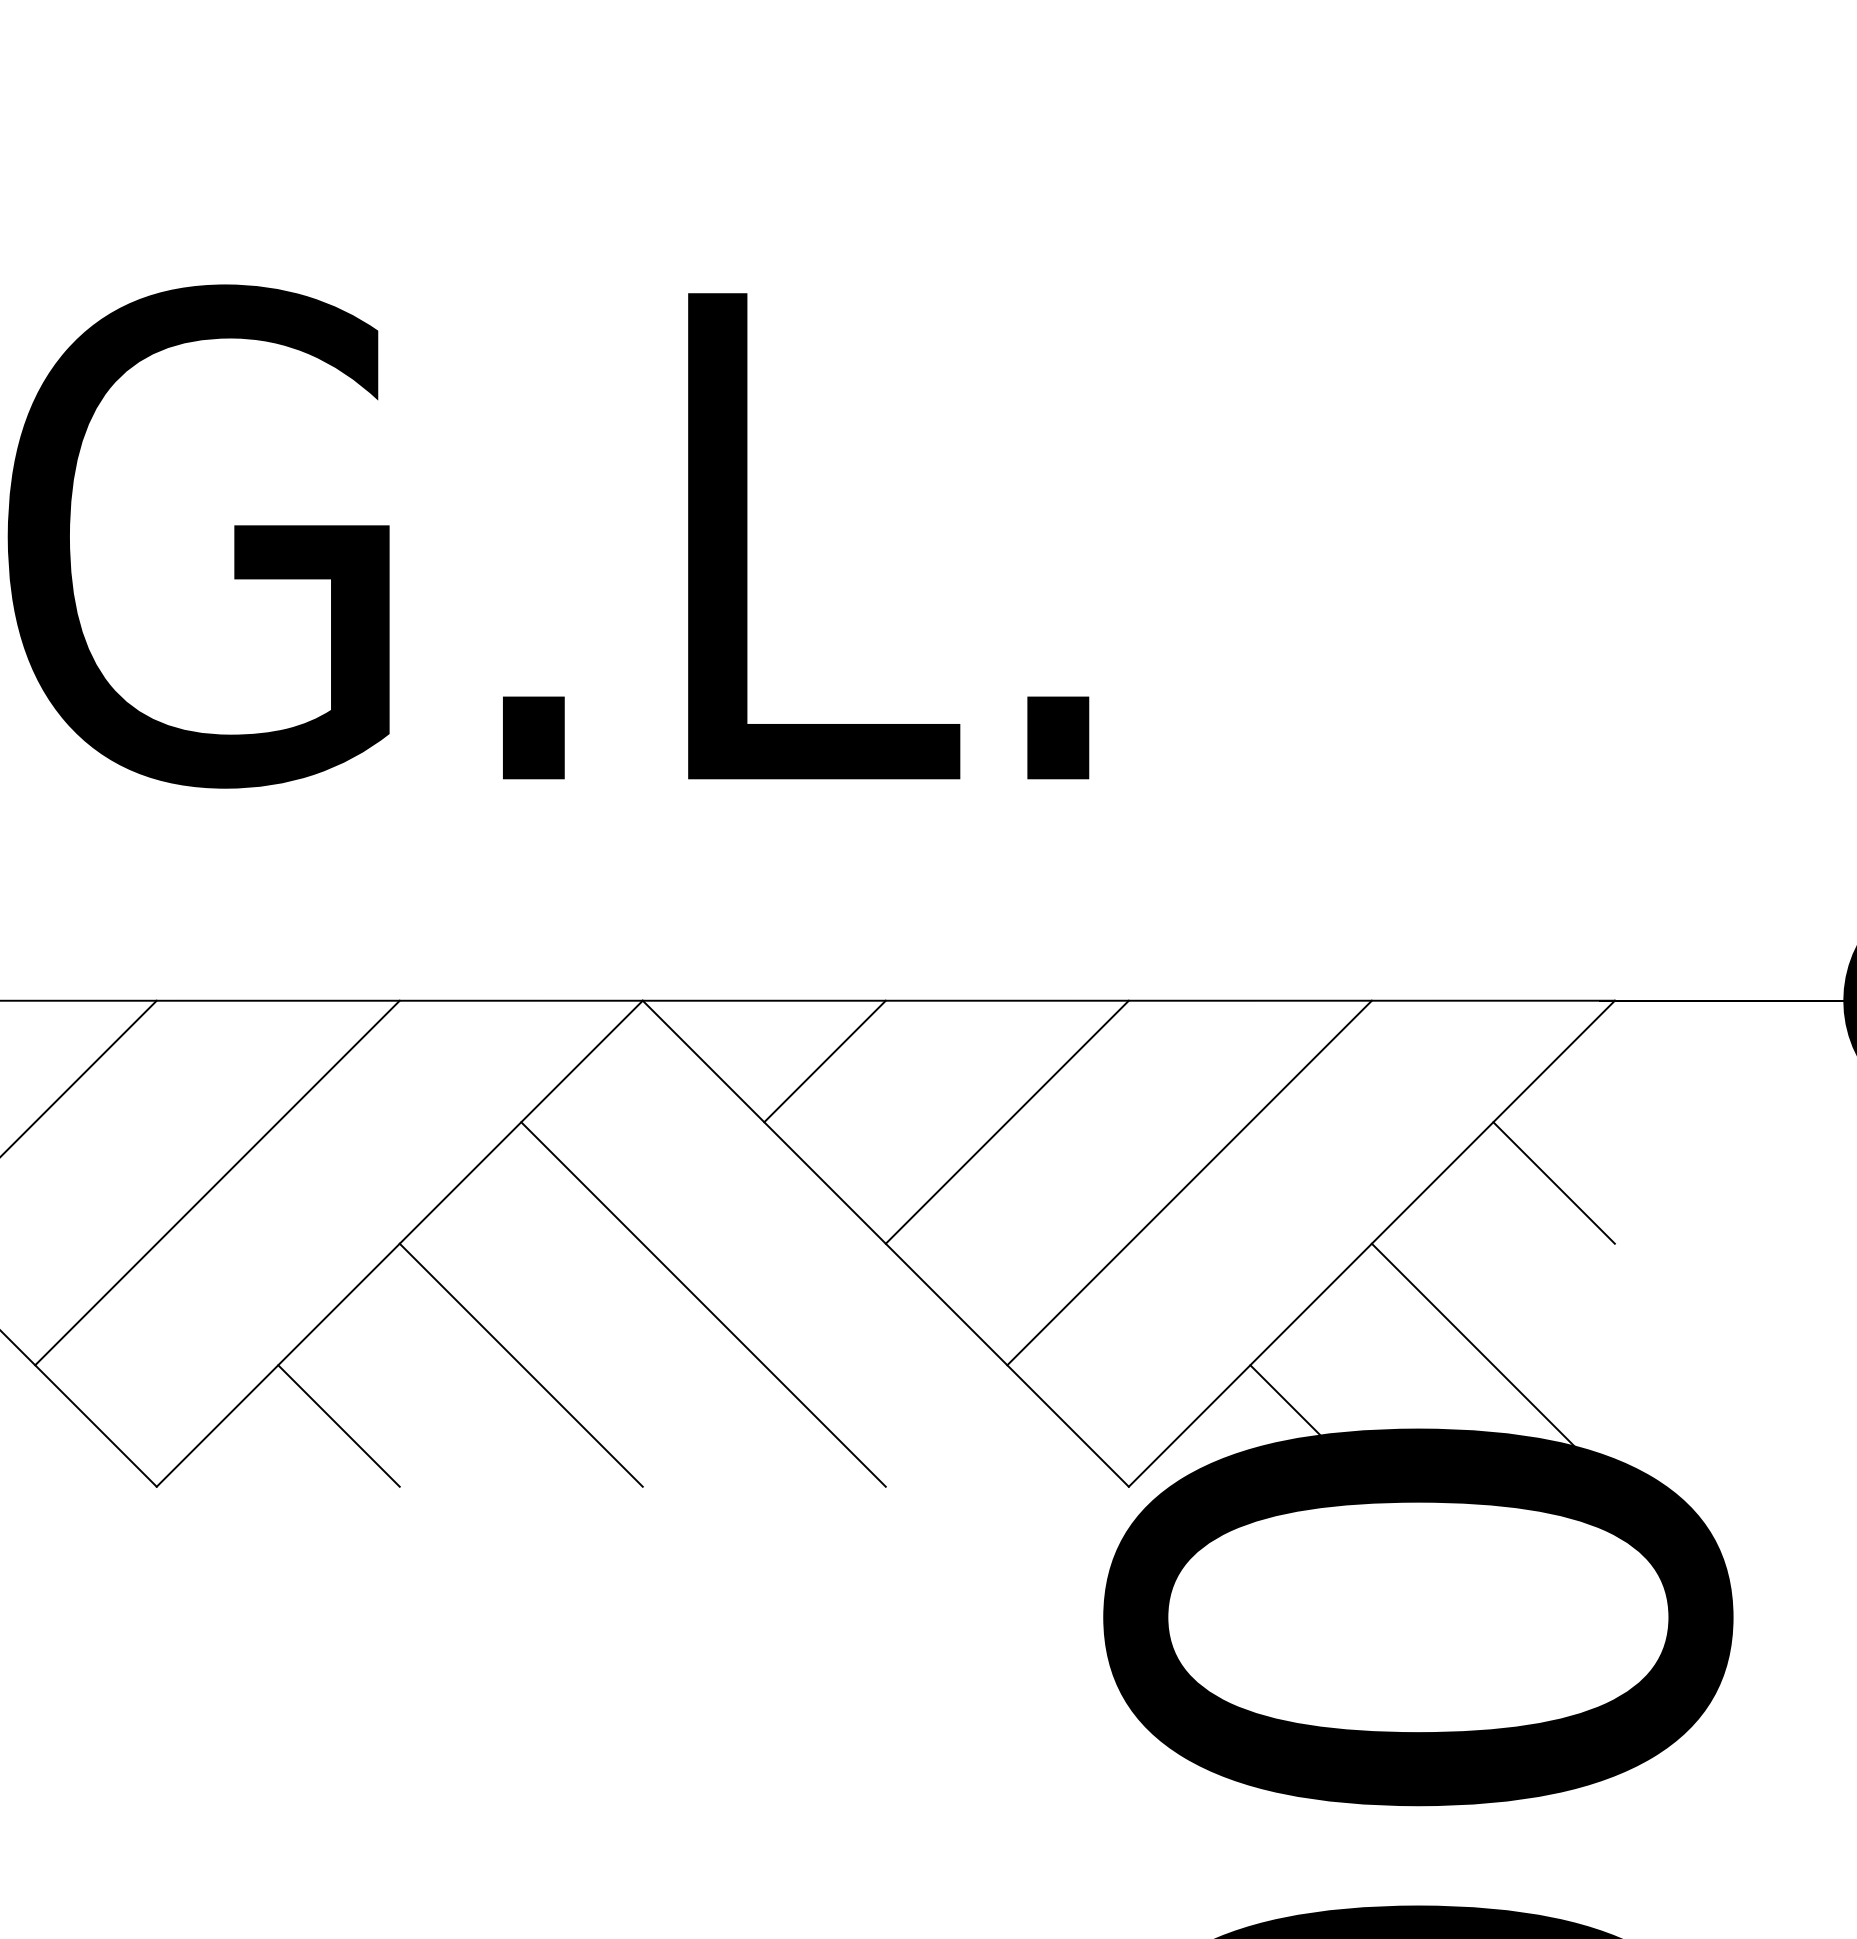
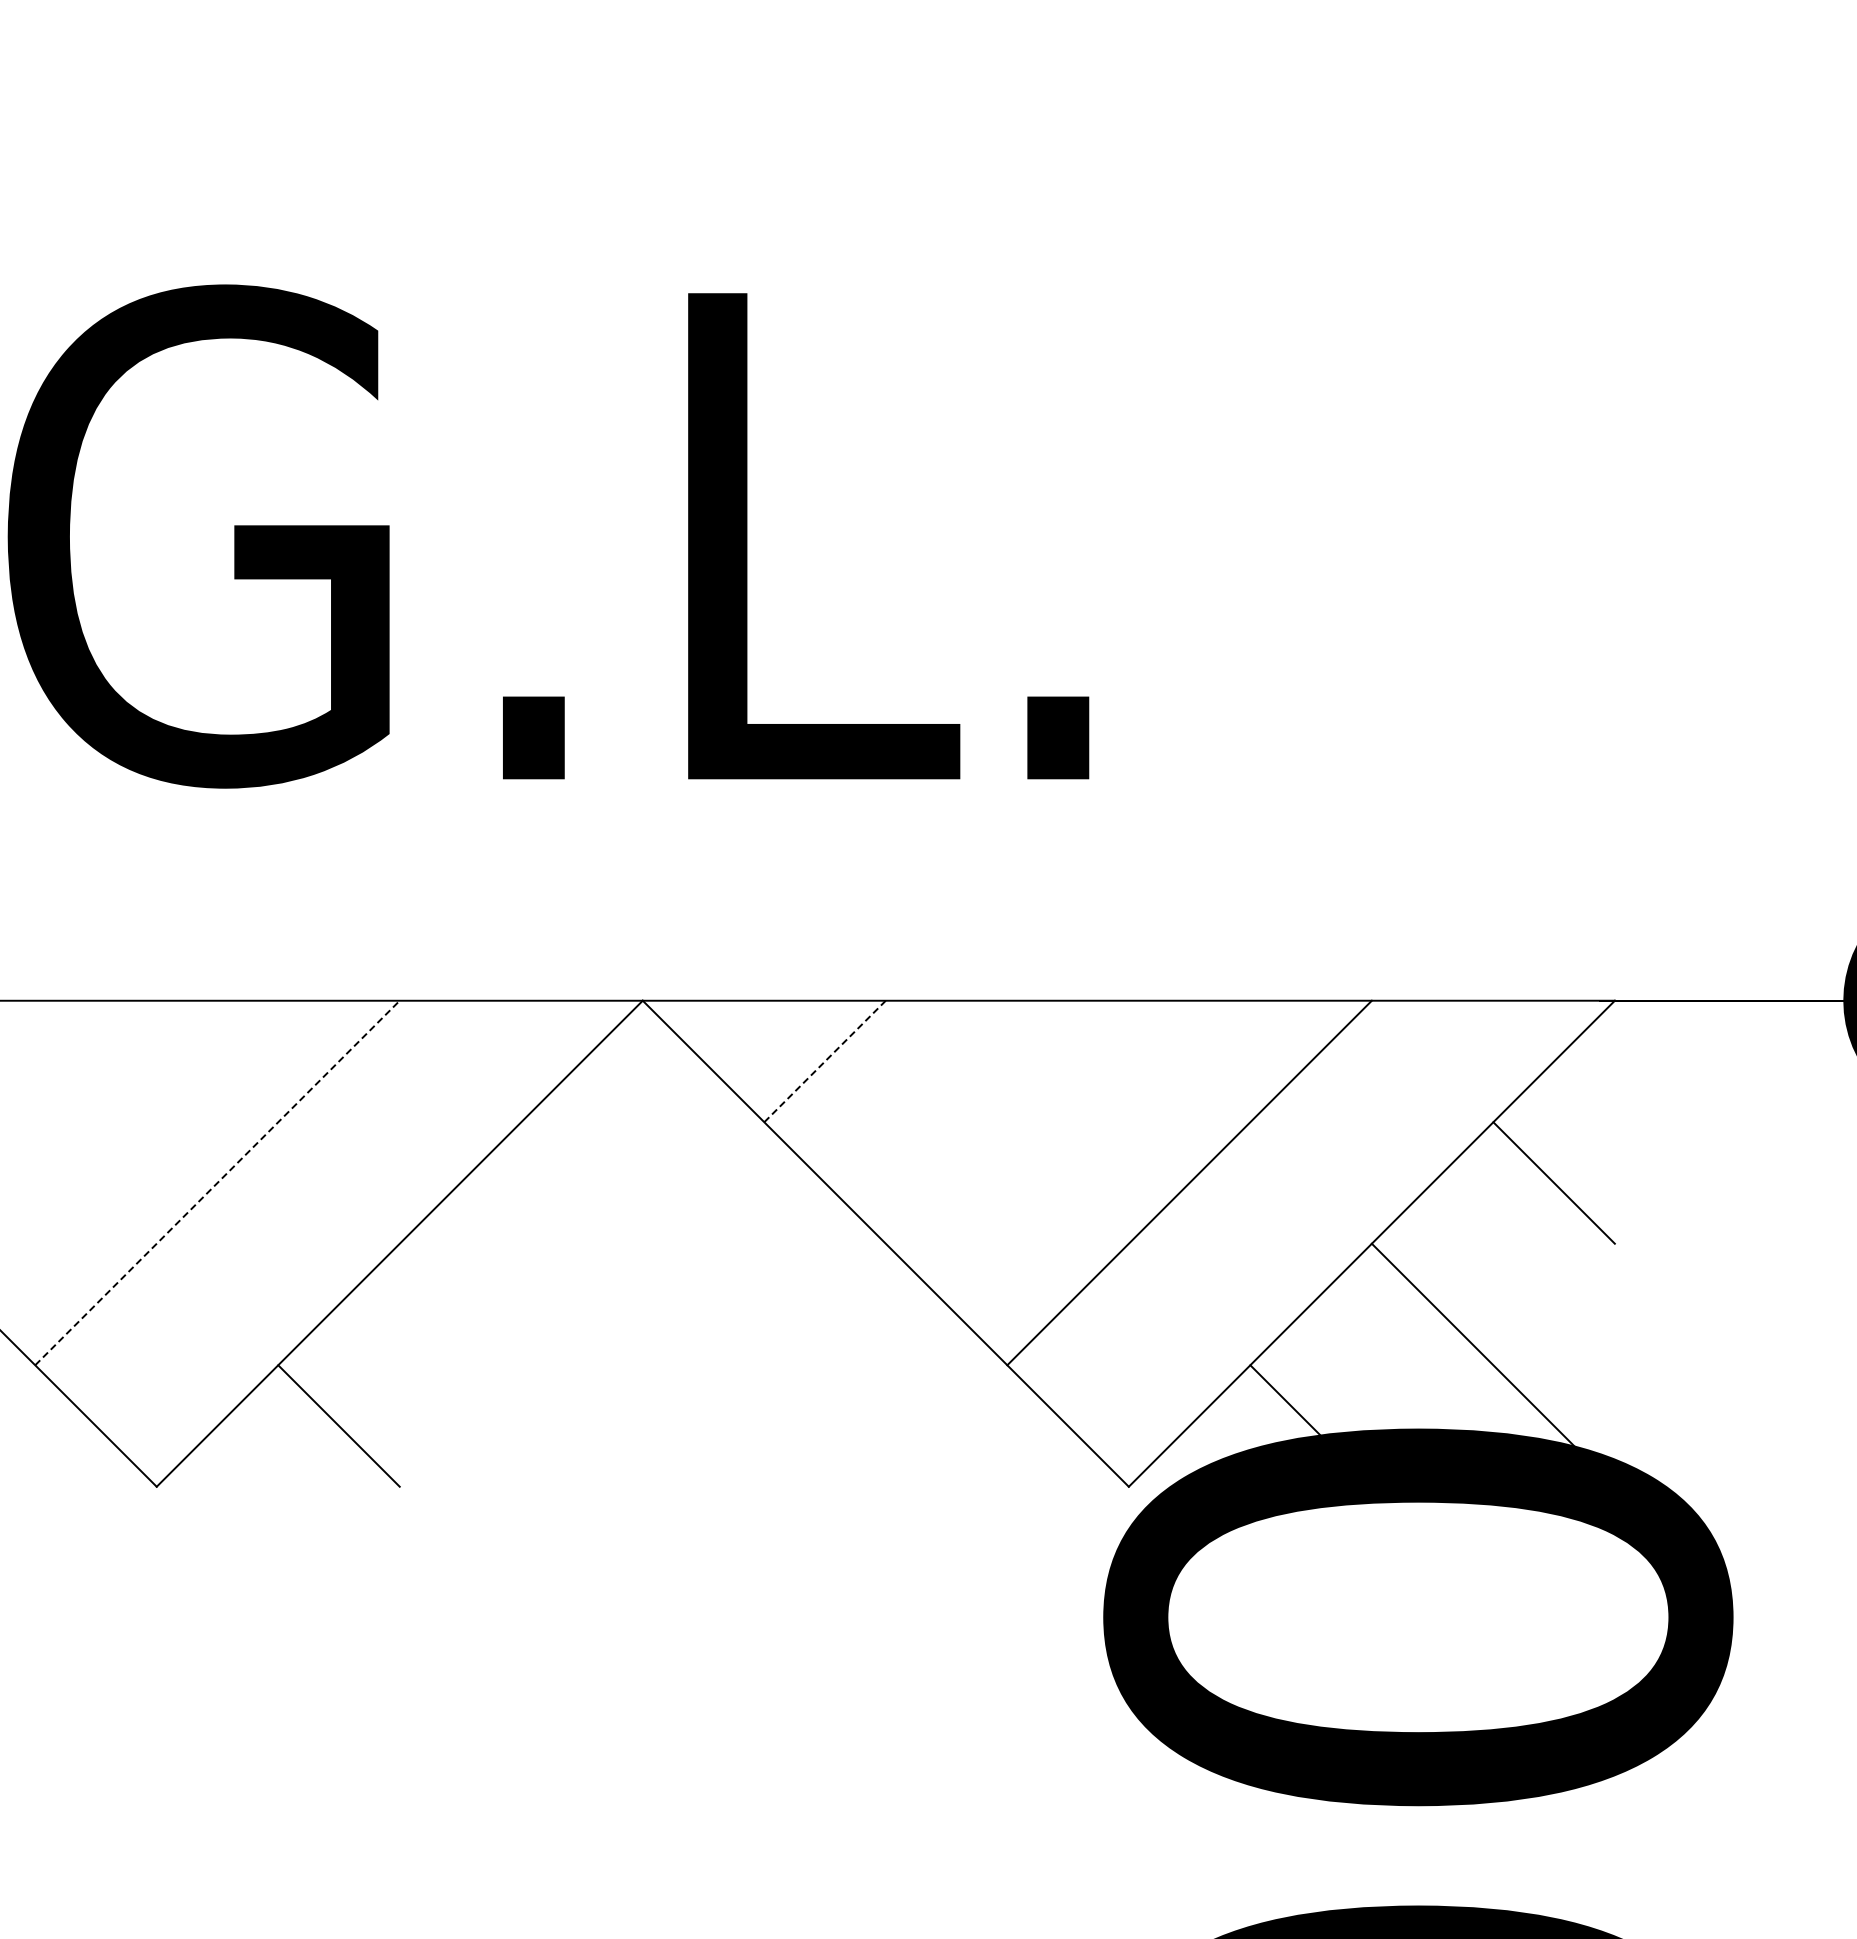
line: solid -> dashed (825, 1061)
line: present -> none (79, 1077)
line: present -> none (1006, 1121)
line: solid -> dashed (217, 1183)
line: present -> none (703, 1304)
line: present -> none (520, 1364)
